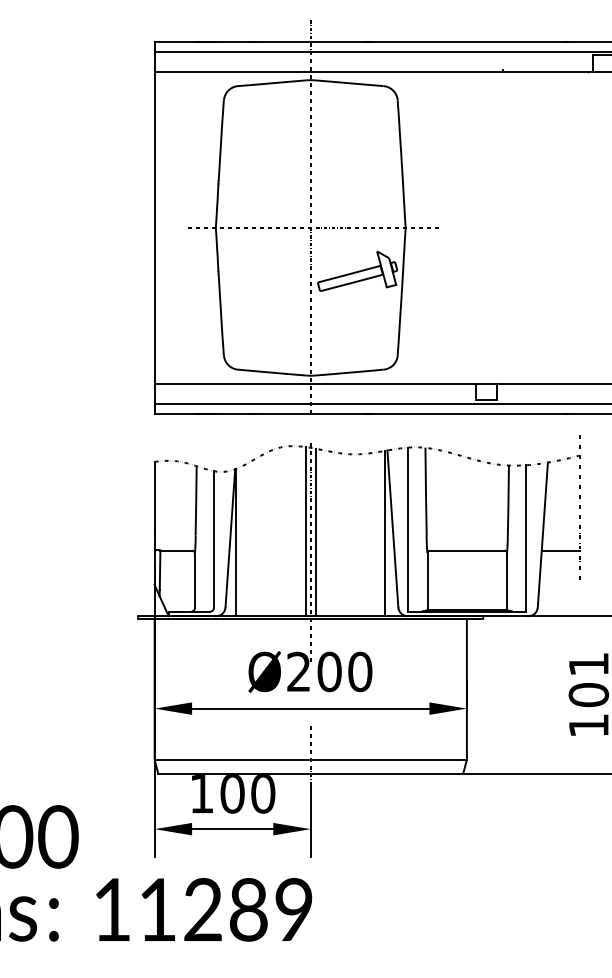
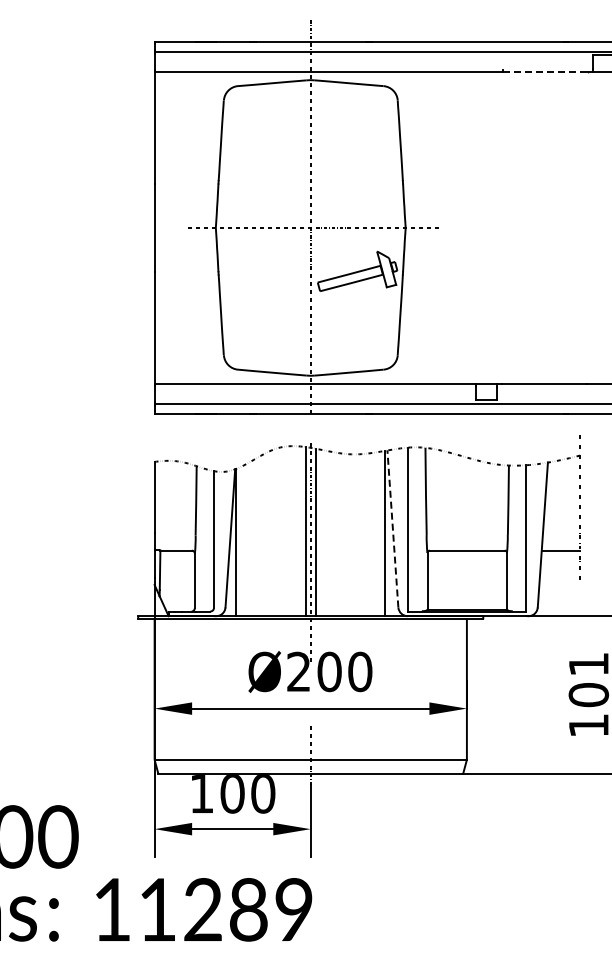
line: solid -> dashed (545, 71)
line: solid -> dashed (392, 528)
